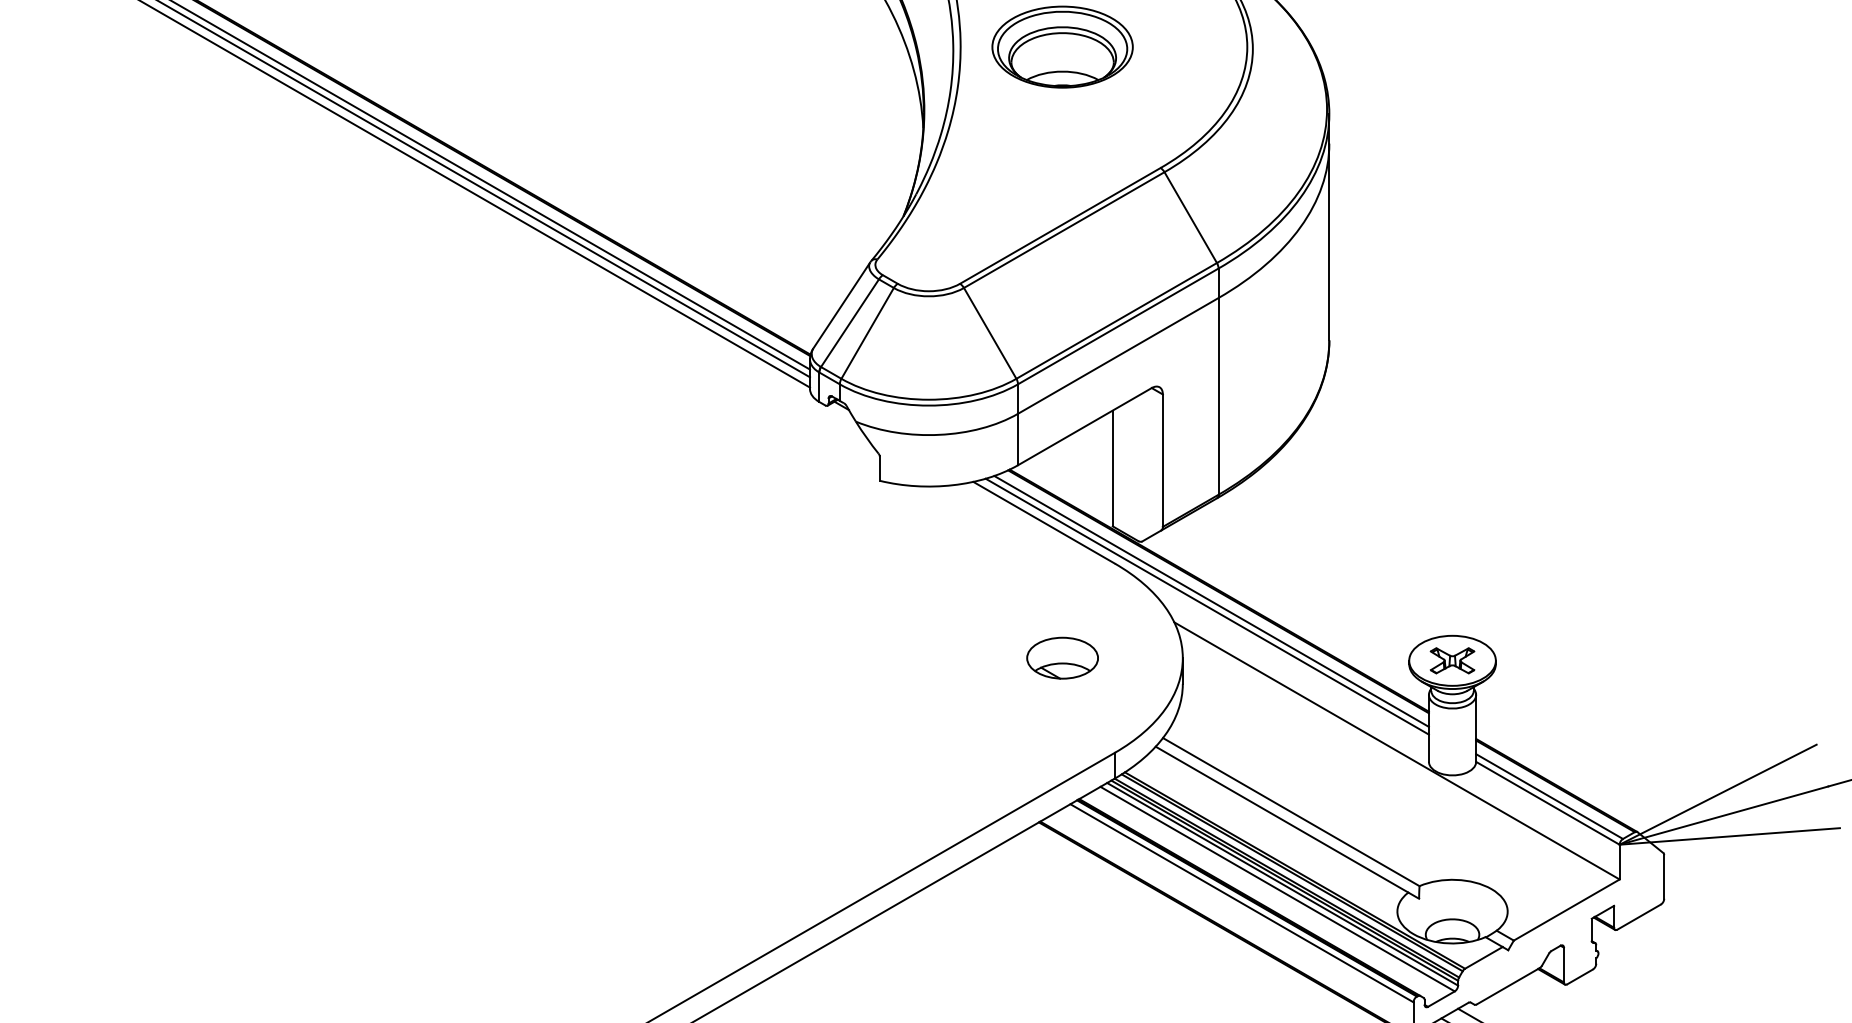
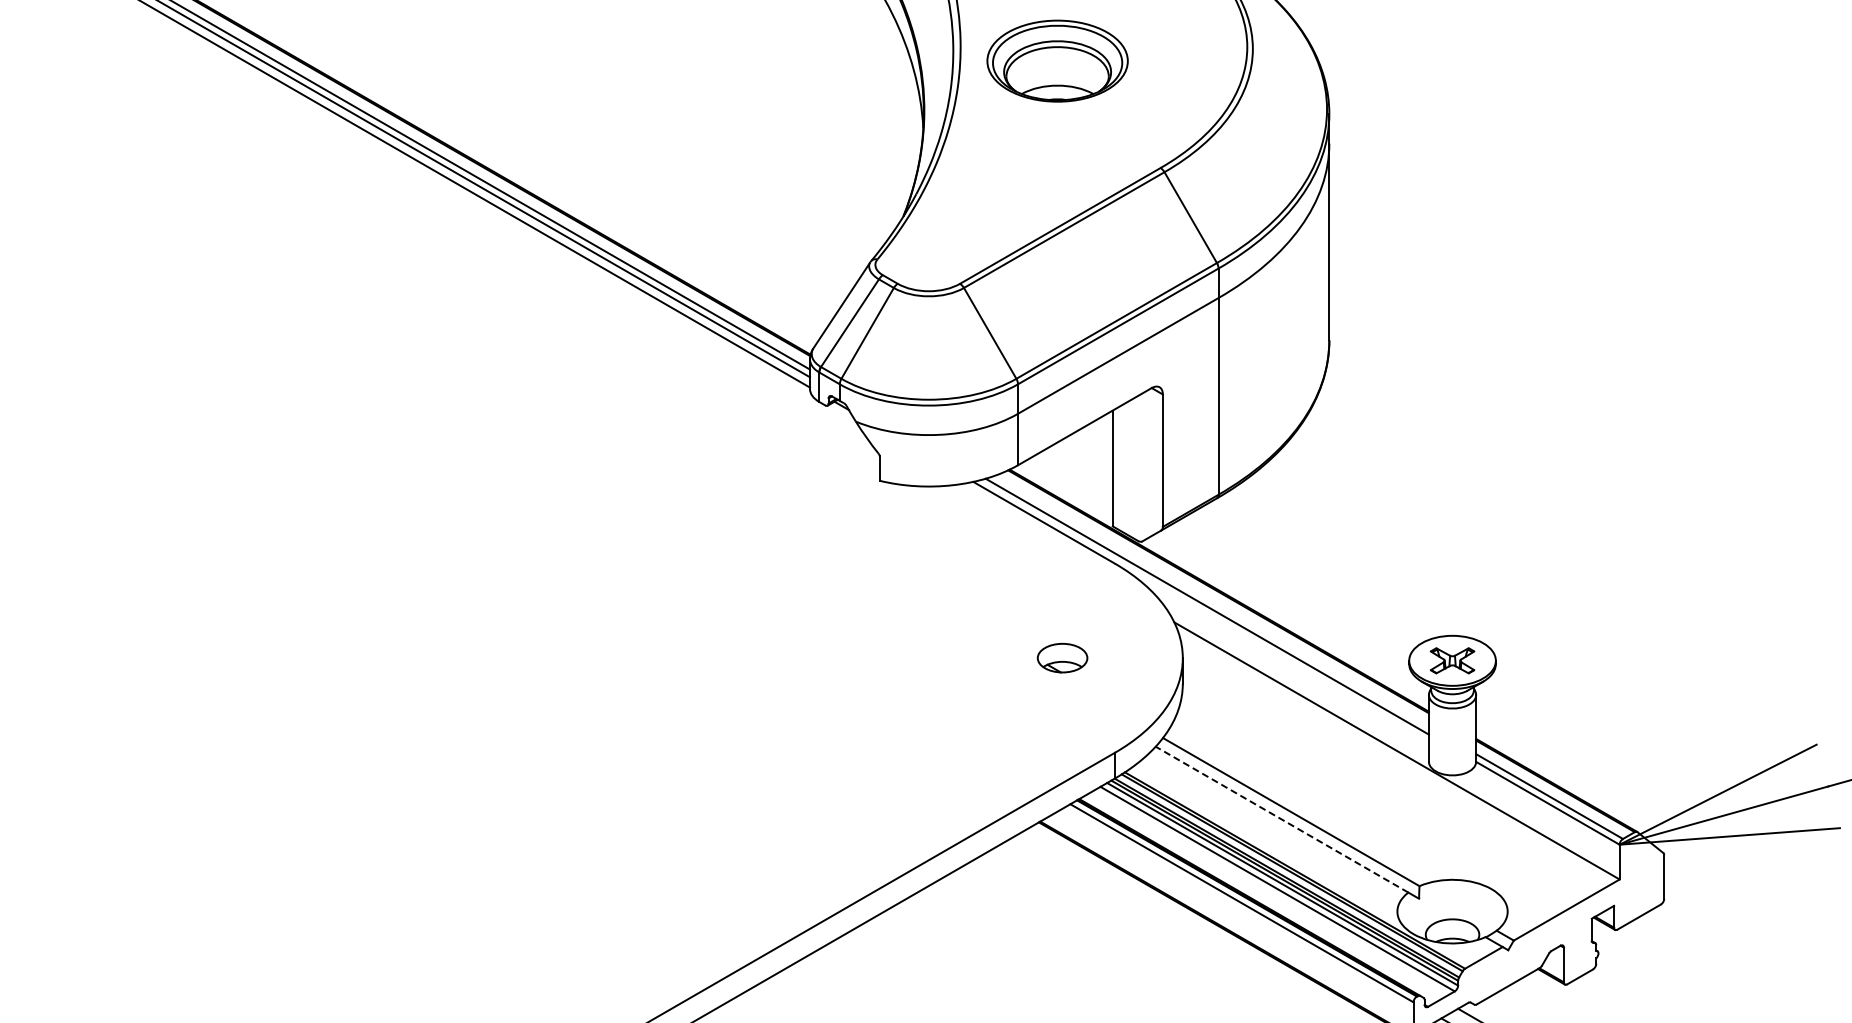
part position: (1062, 46) -> (1057, 60) (1057, 60)
line: present -> none (1211, 601)
part size: 73x44 px -> 53x32 px (1062, 657)
line: solid -> dashed (1282, 819)
